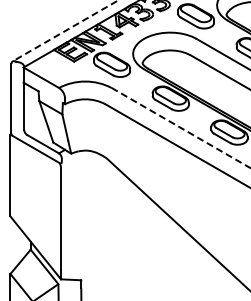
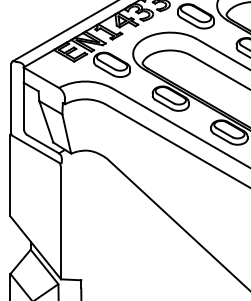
line: dashed -> solid (65, 30)
line: dashed -> solid (181, 128)
